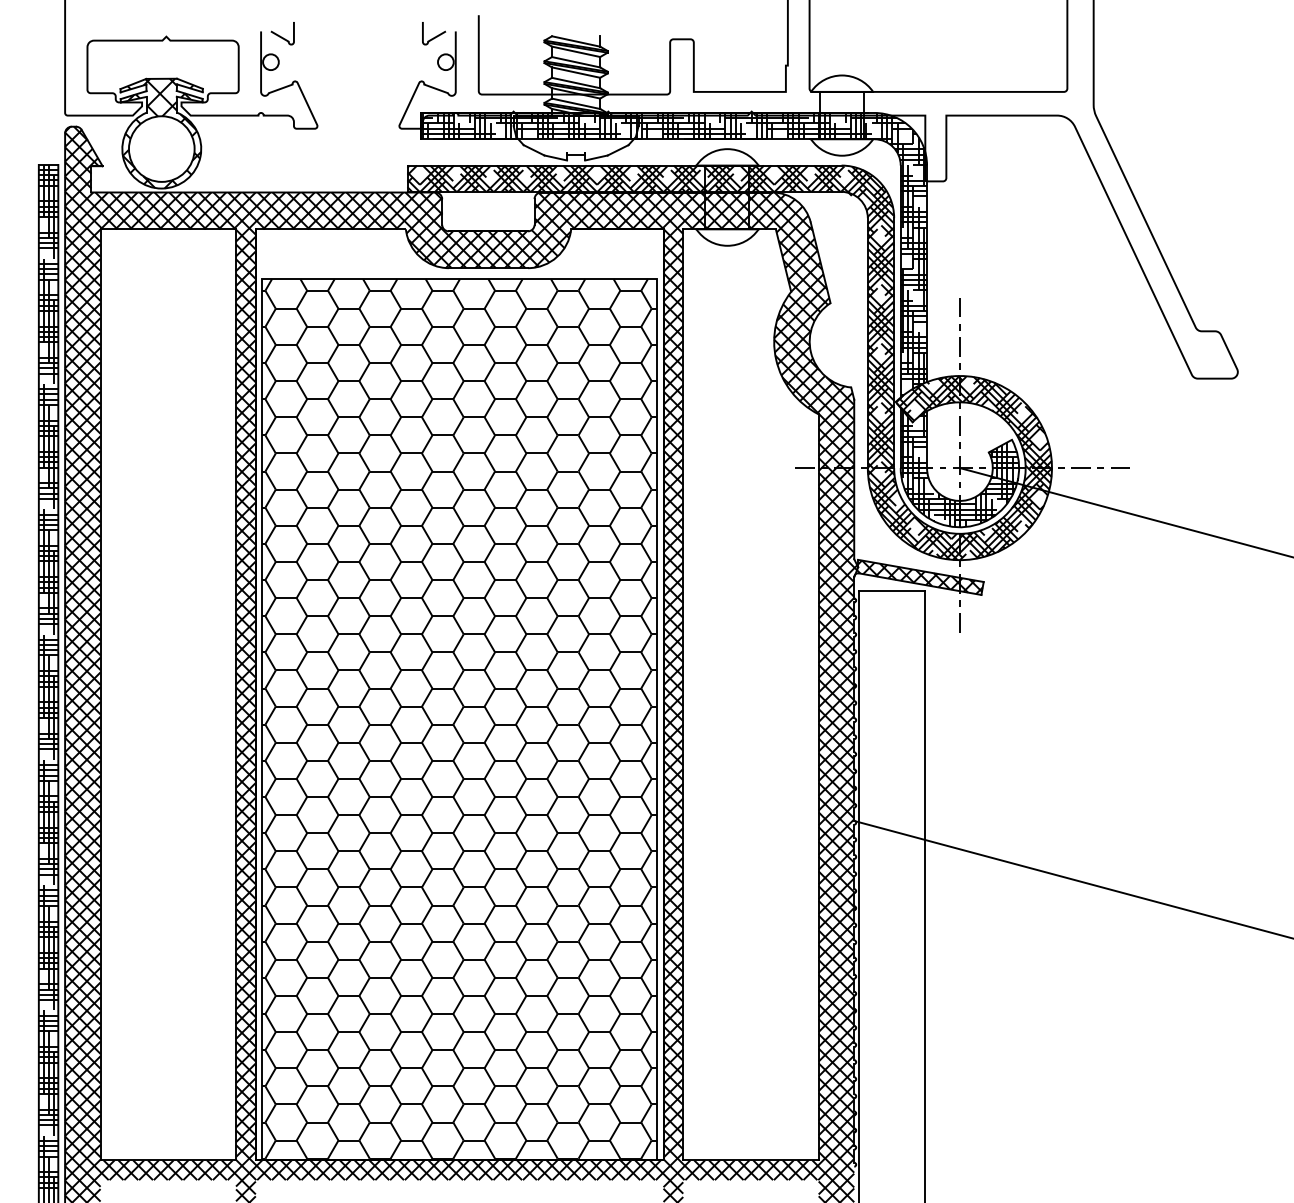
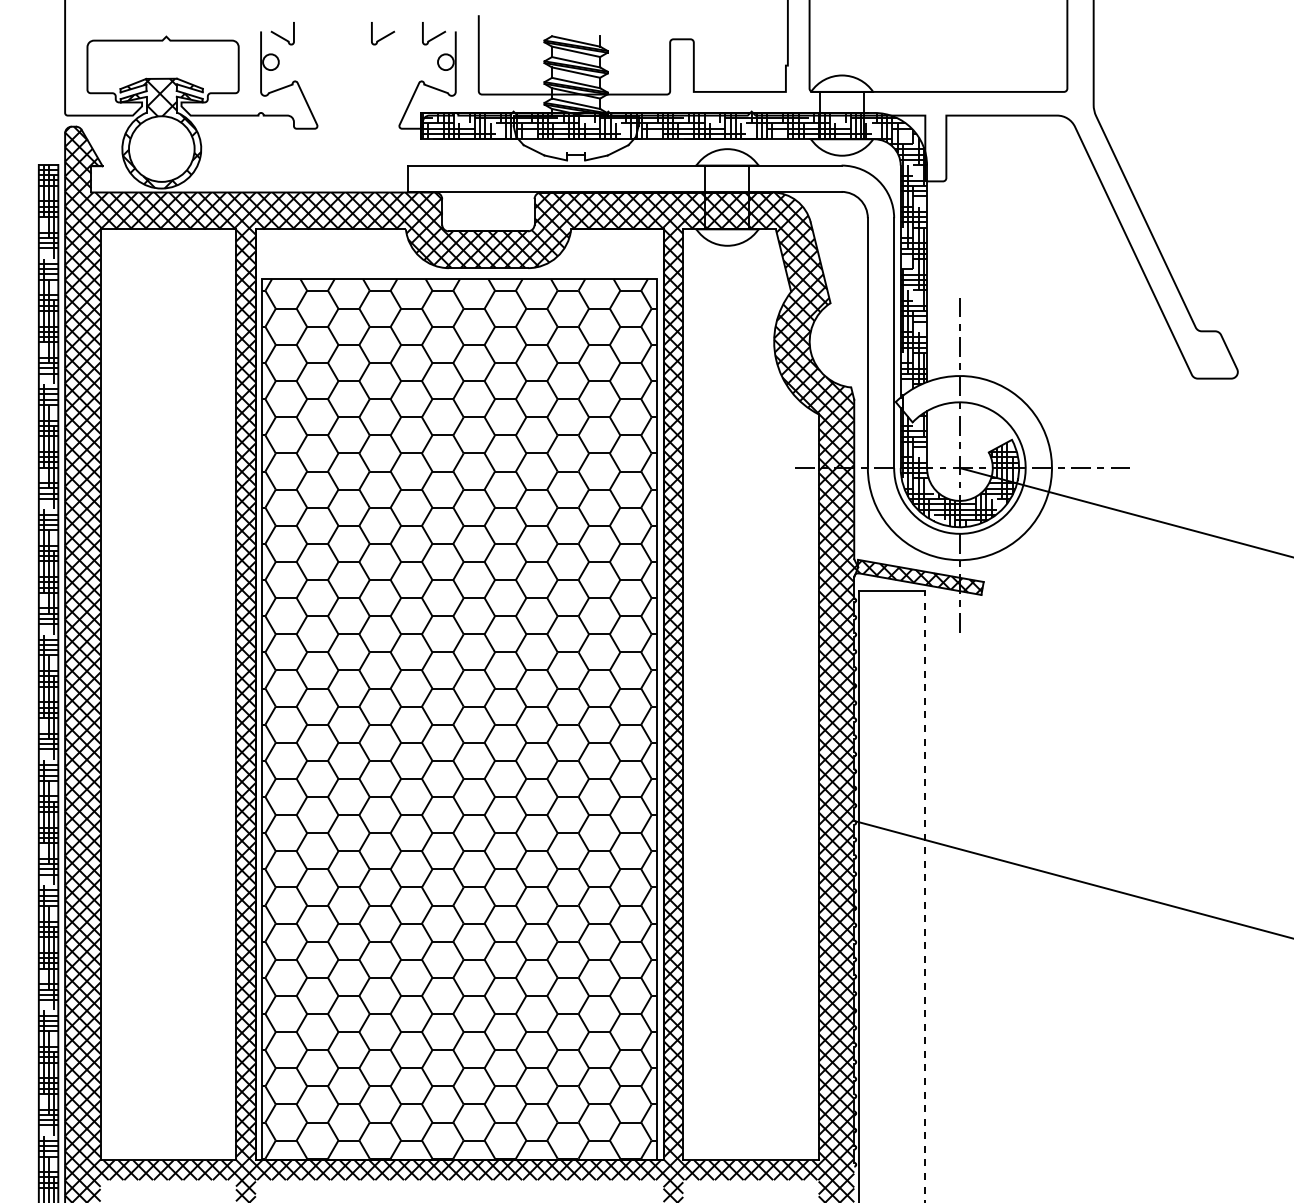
curve: none -> present (385, 35)
hatch: present -> none (729, 362)
line: solid -> dashed (925, 896)
